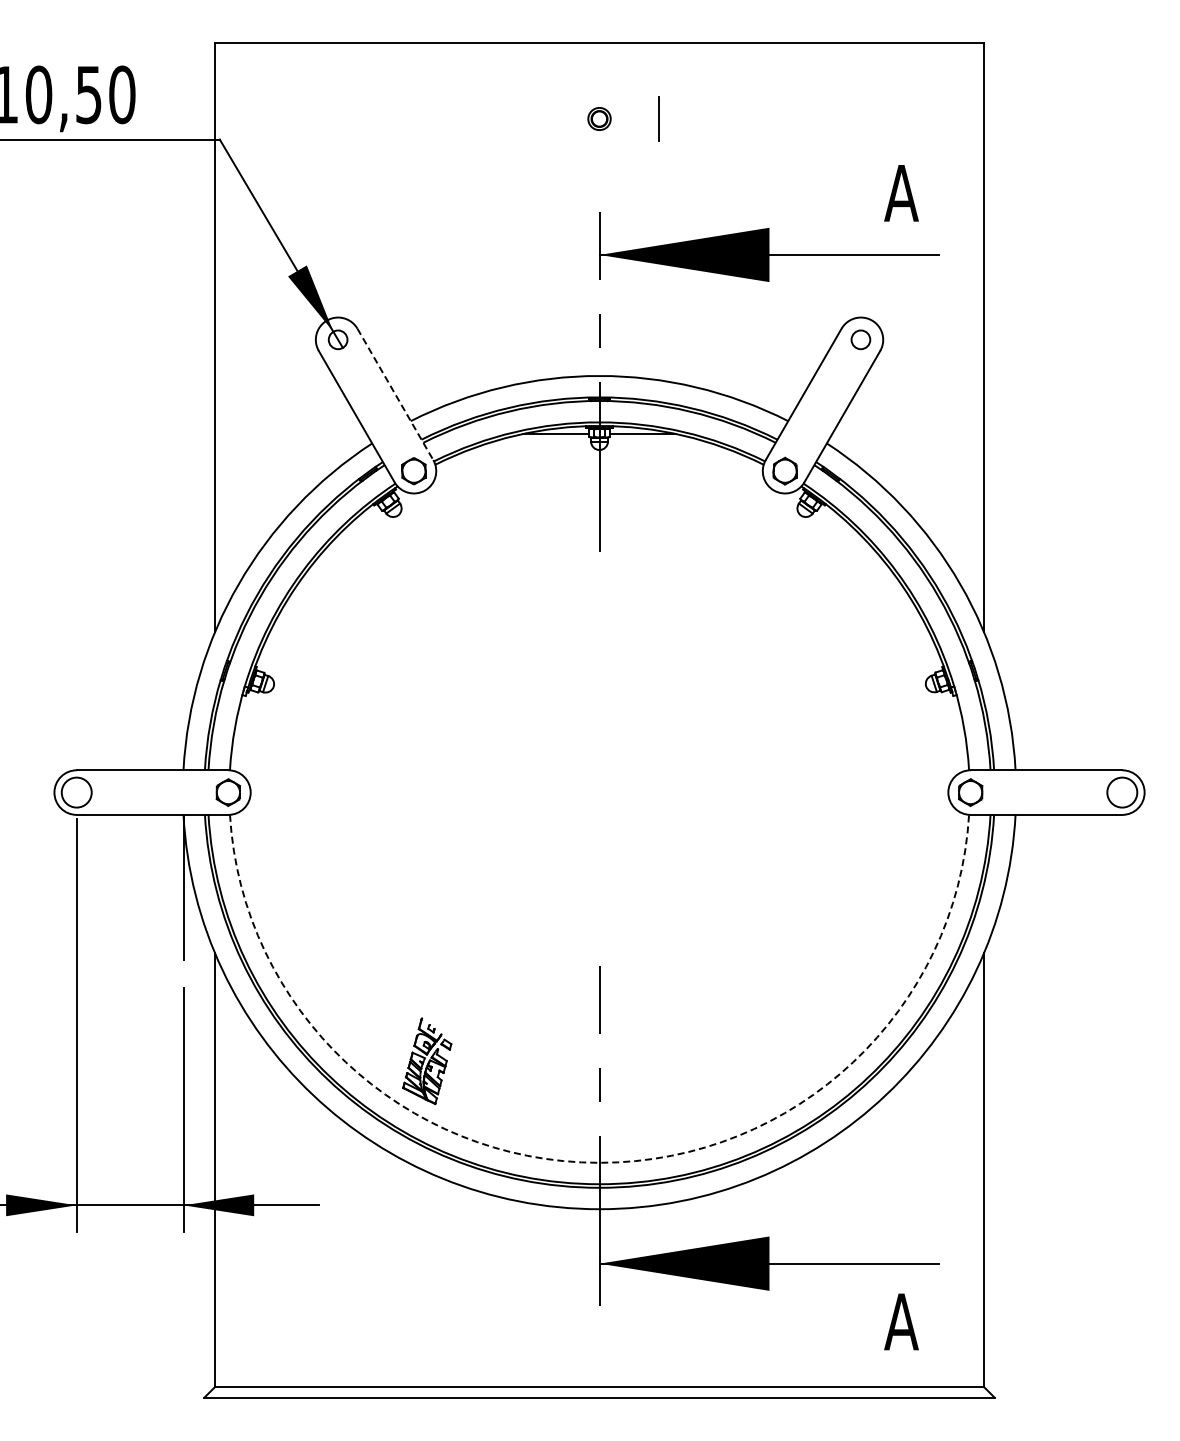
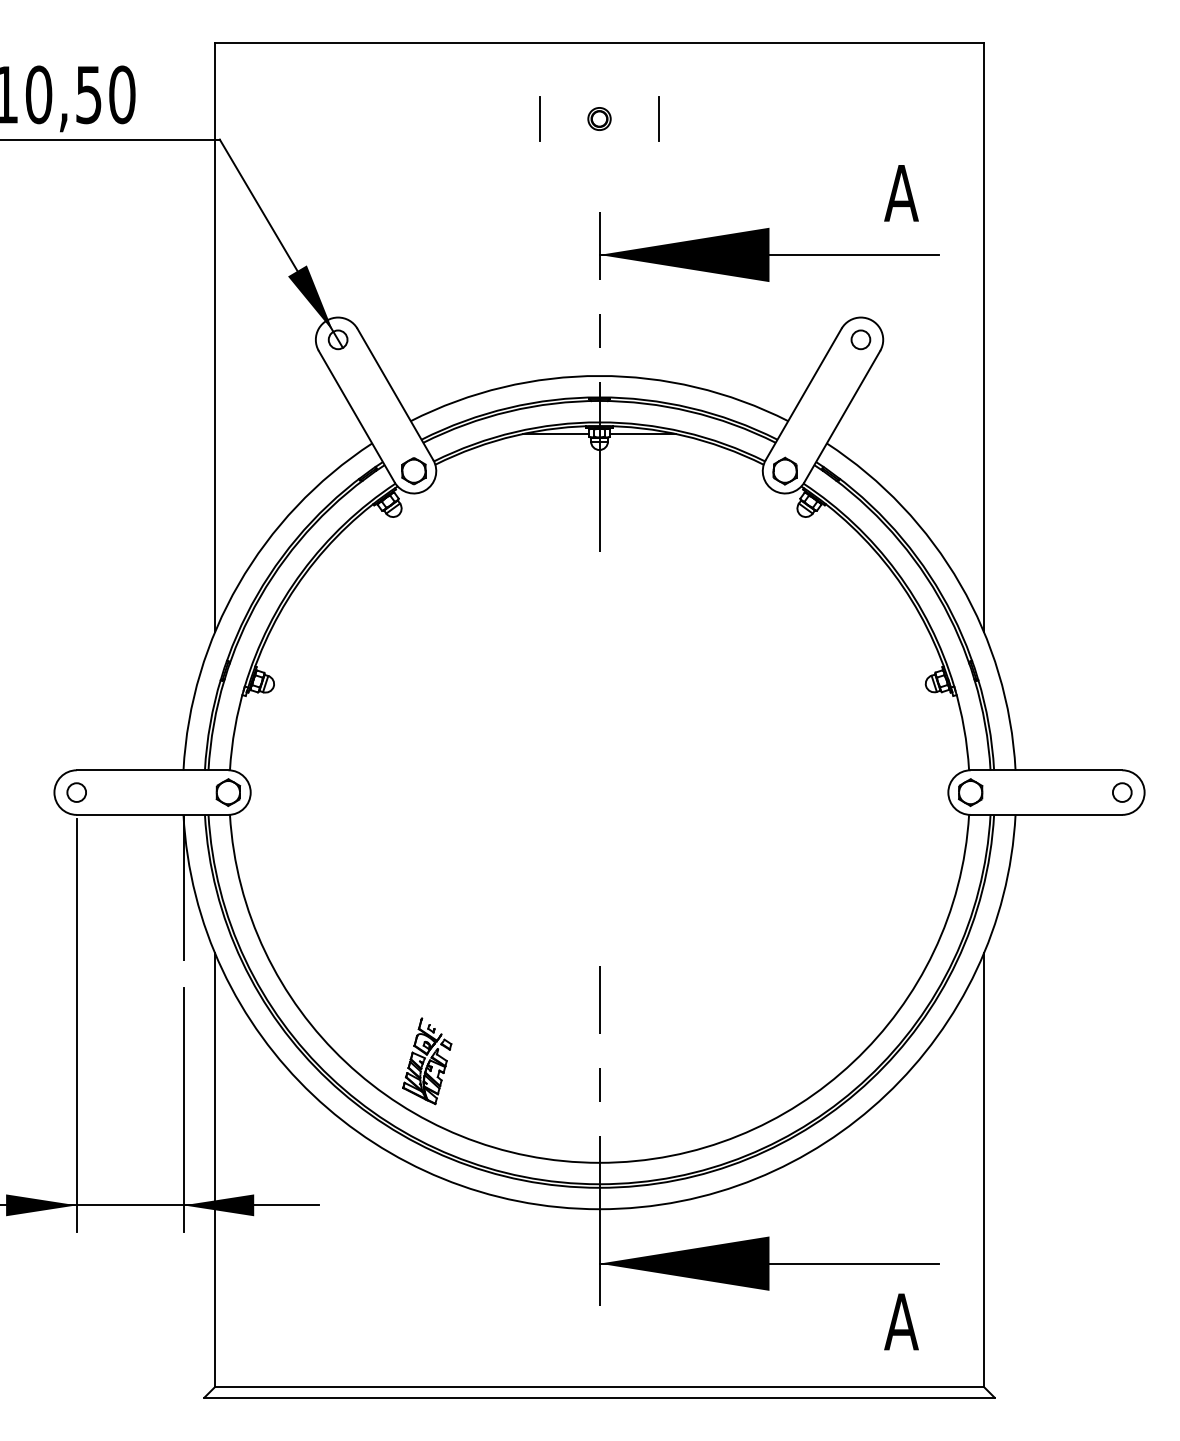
line: none -> present (539, 118)
line: dashed -> solid (395, 394)
circle diameter: 30 px -> 19 px (76, 792)
circle diameter: 30 px -> 19 px (1121, 792)
arc: dashed -> solid (599, 1162)
